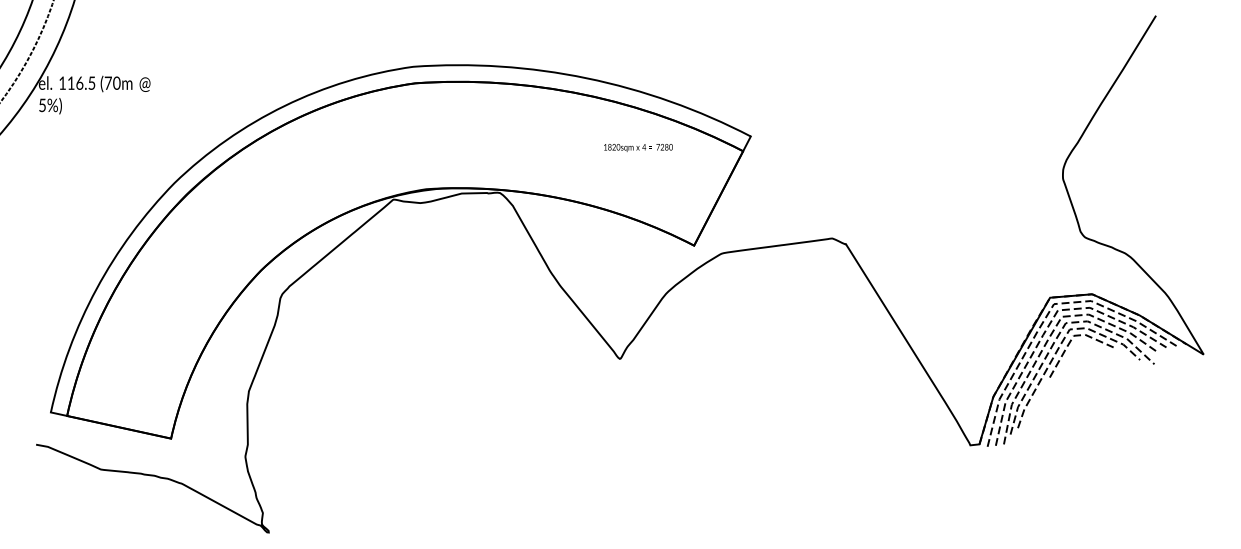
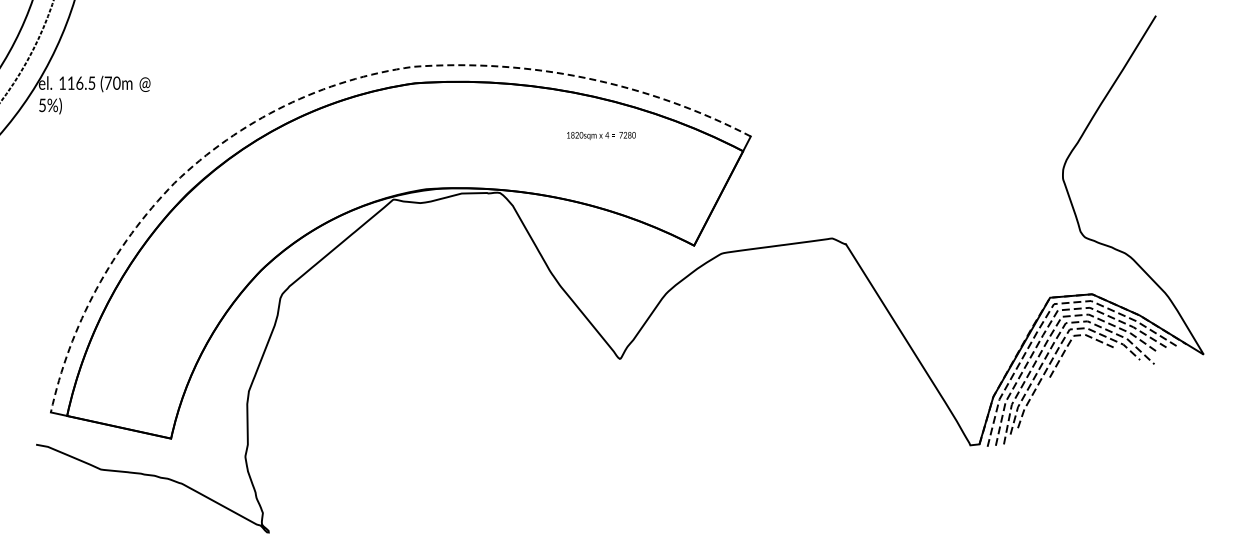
line: solid -> dashed (318, 91)
text position: (638, 147) -> (601, 135) (601, 135)
